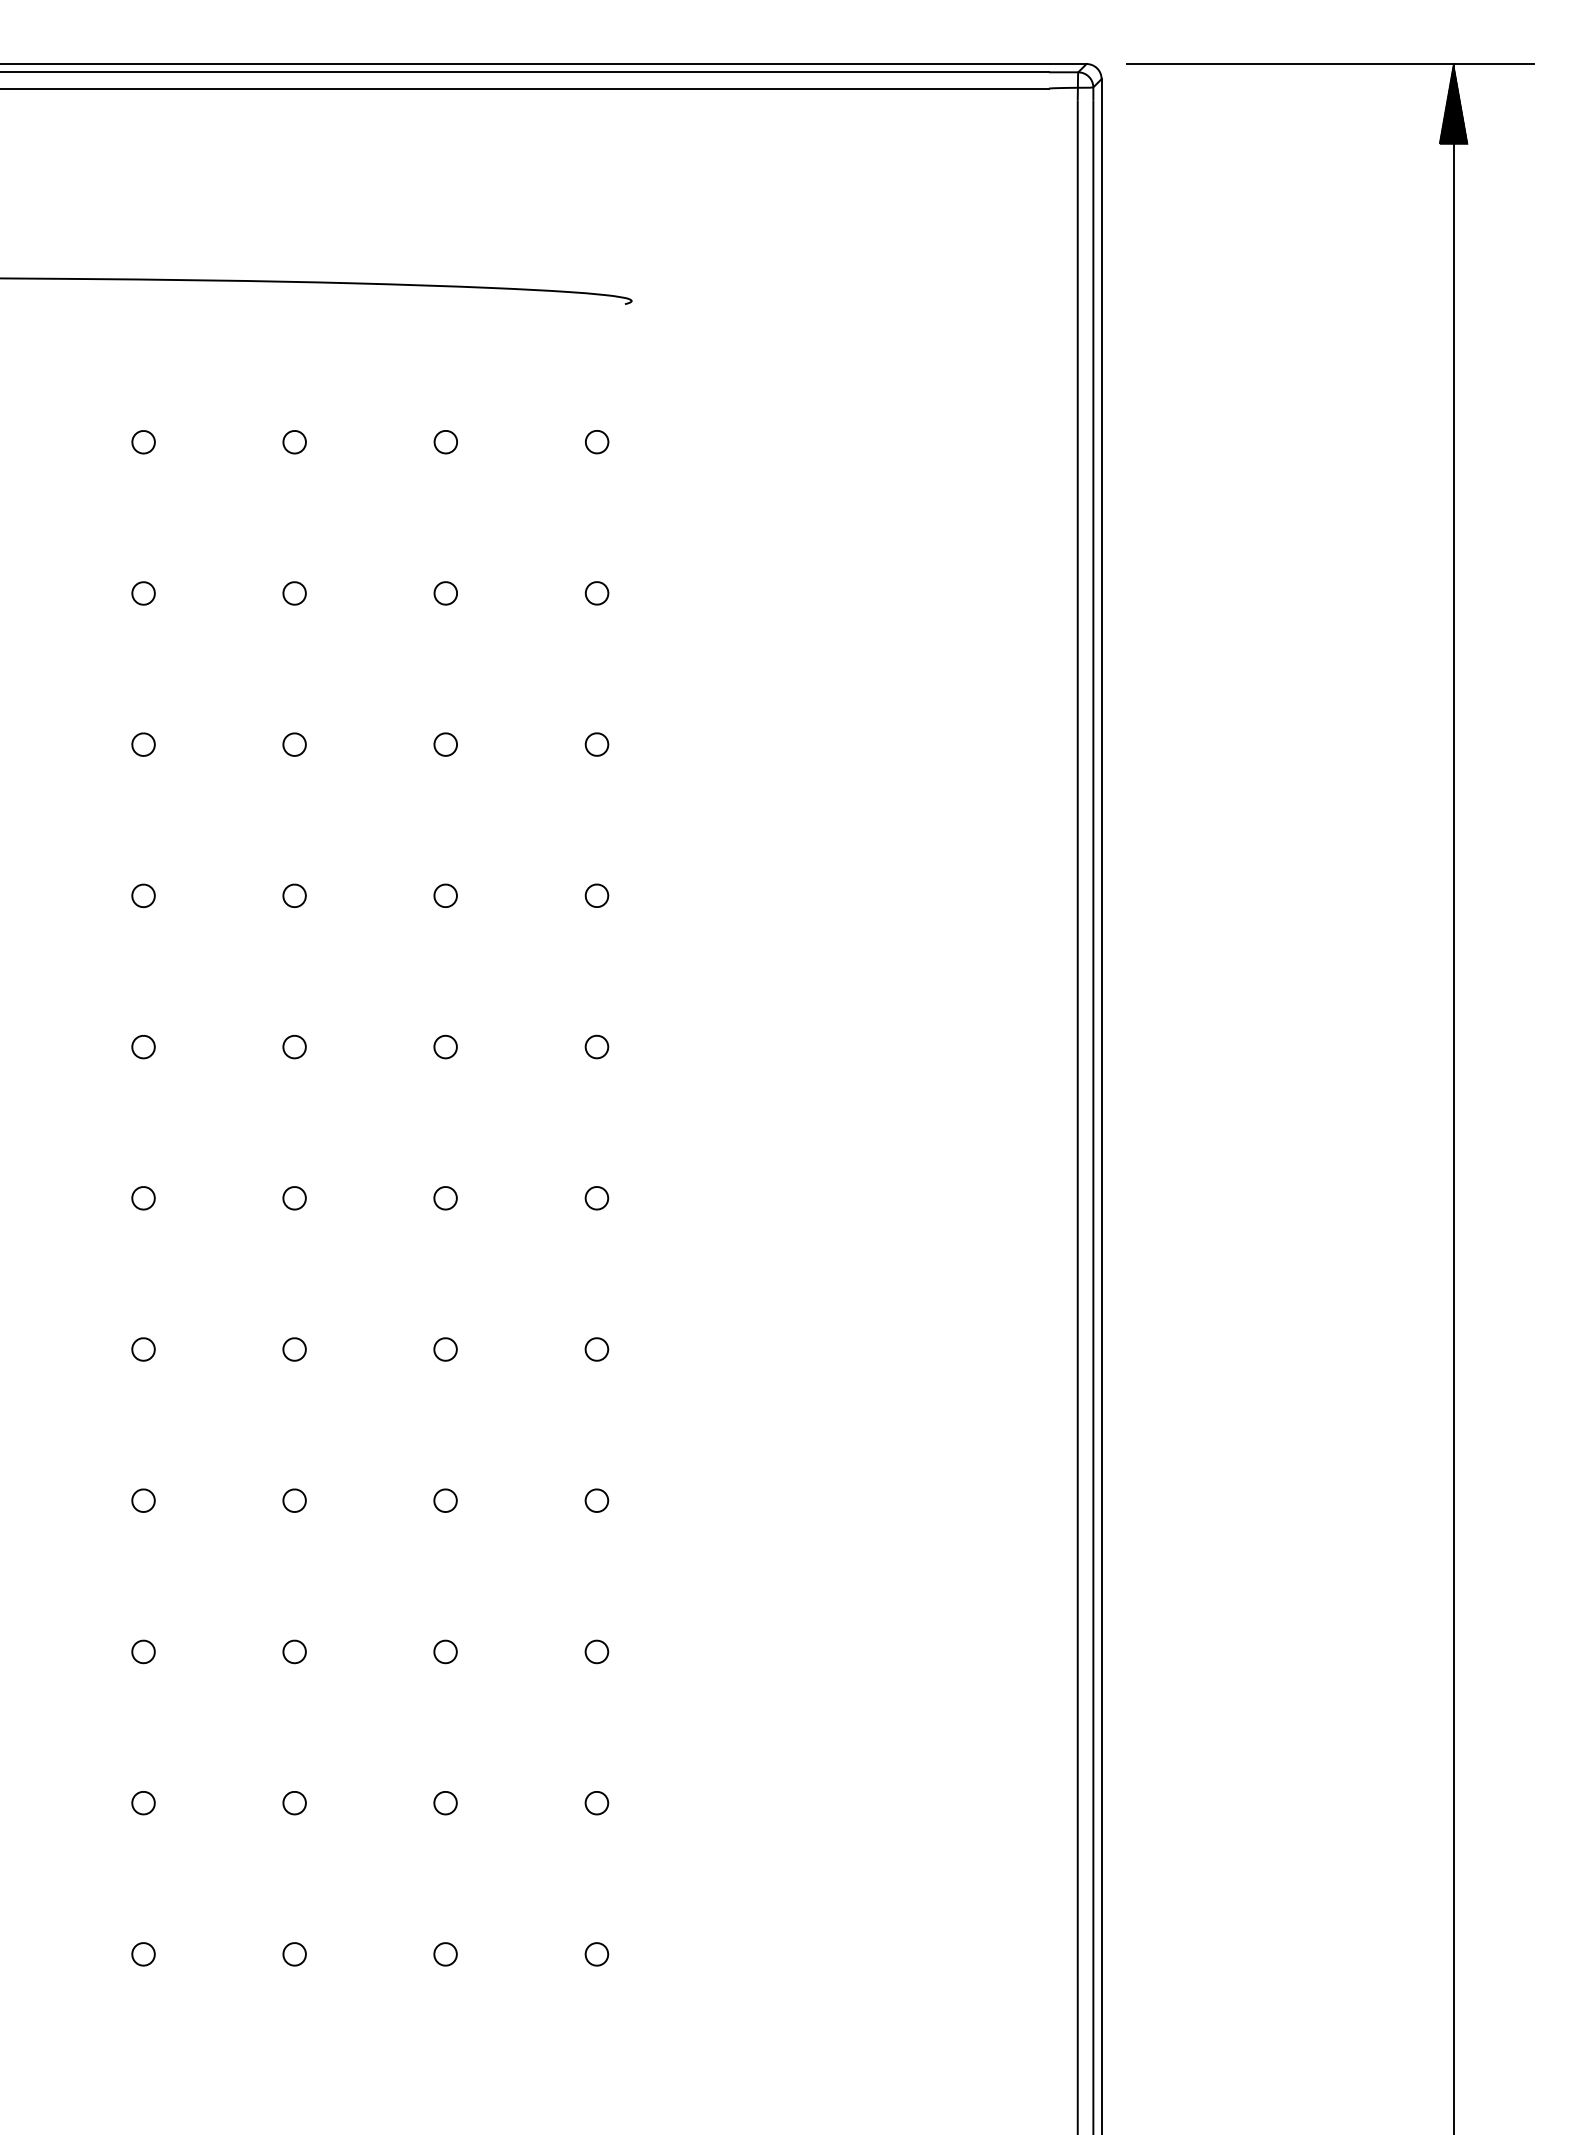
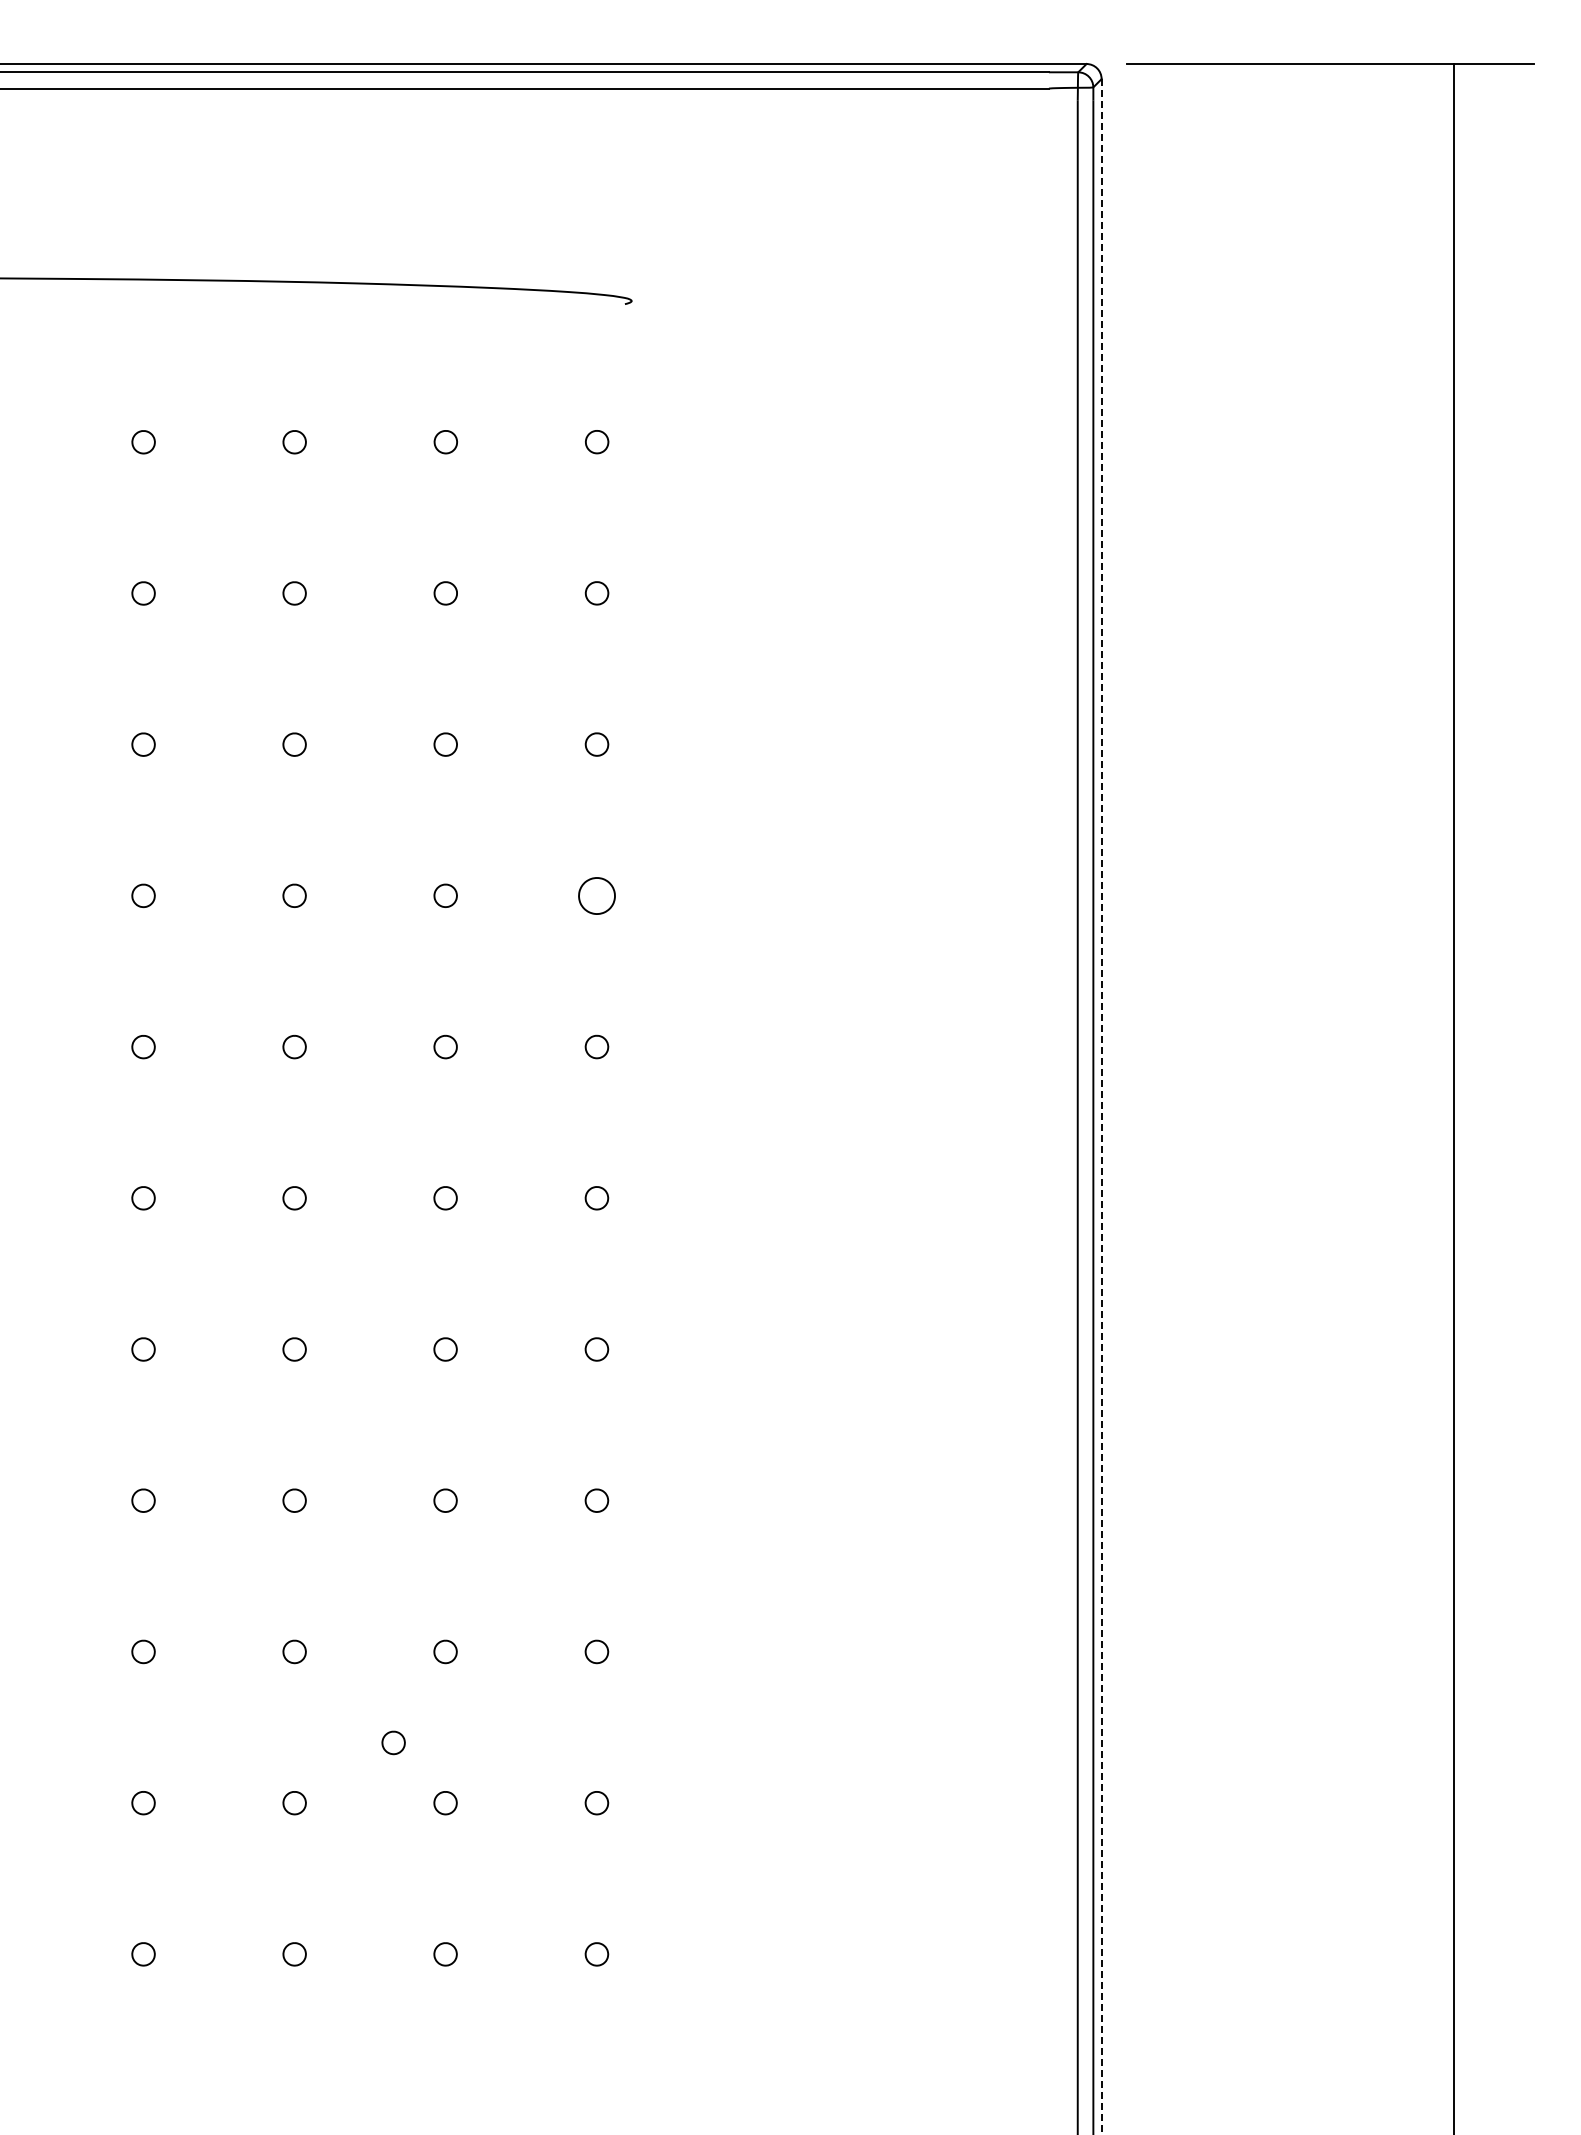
hatch: present -> none (1453, 104)
part size: 26x25 px -> 38x38 px (596, 895)
line: solid -> dashed (1101, 1107)
part: none -> present (393, 1742)
